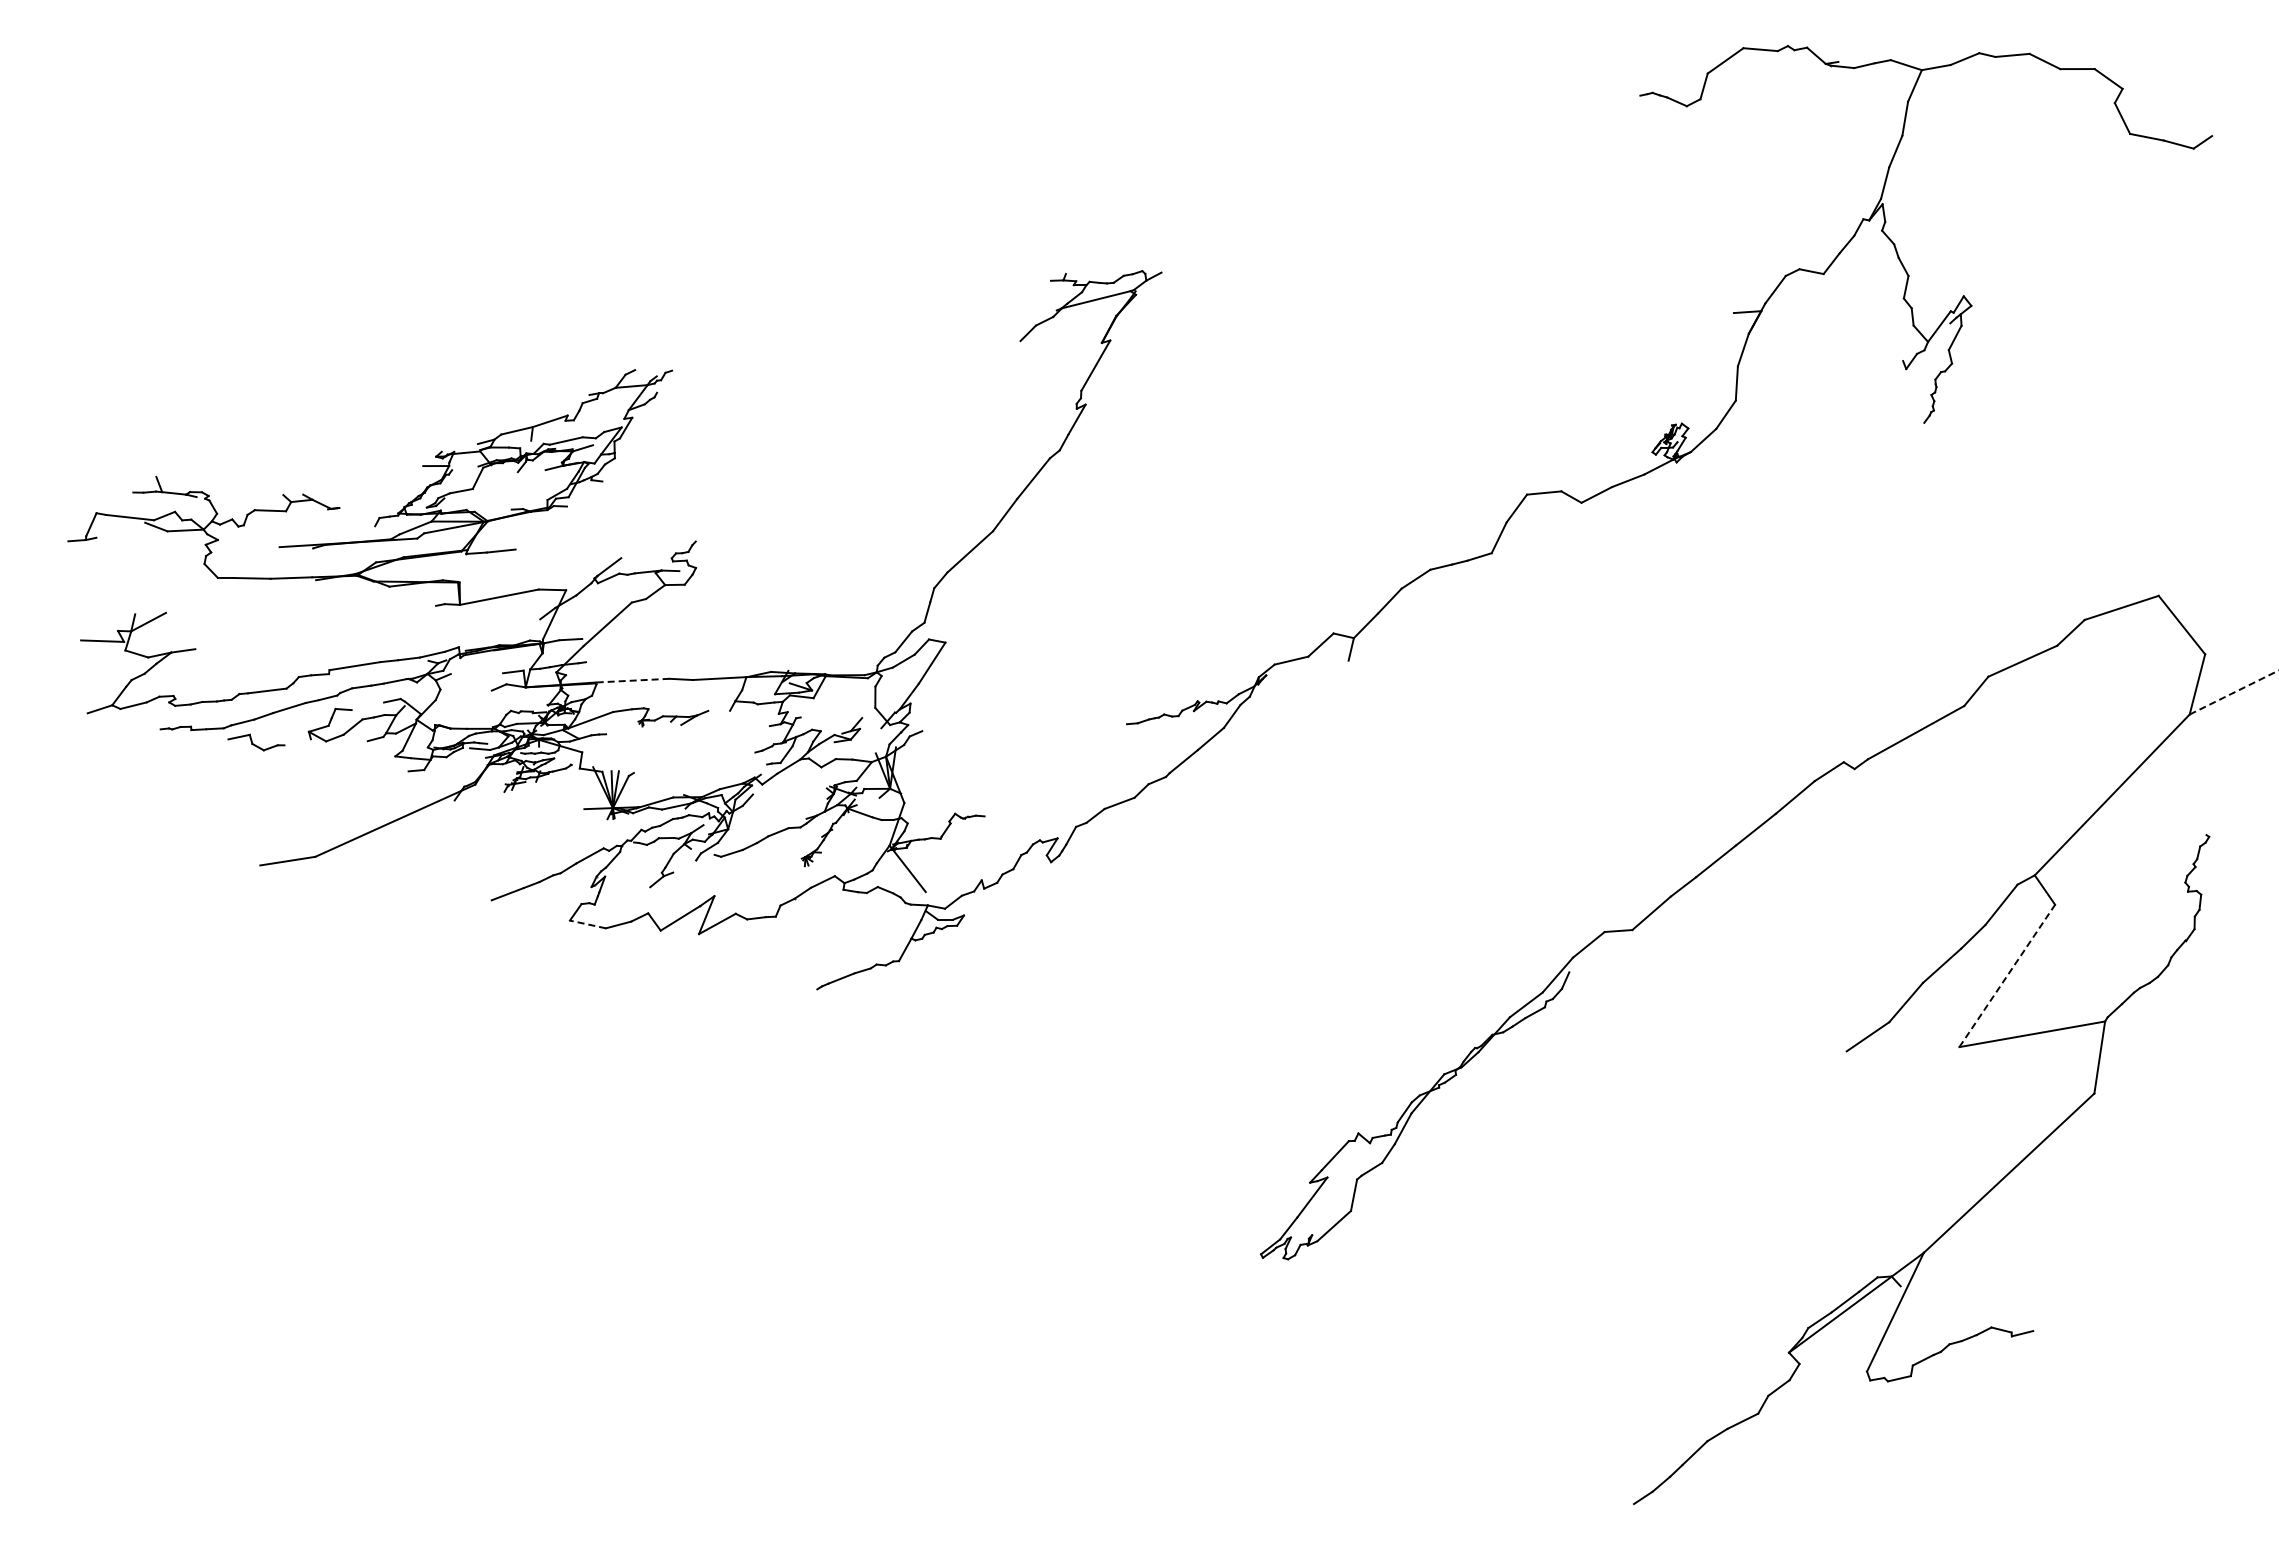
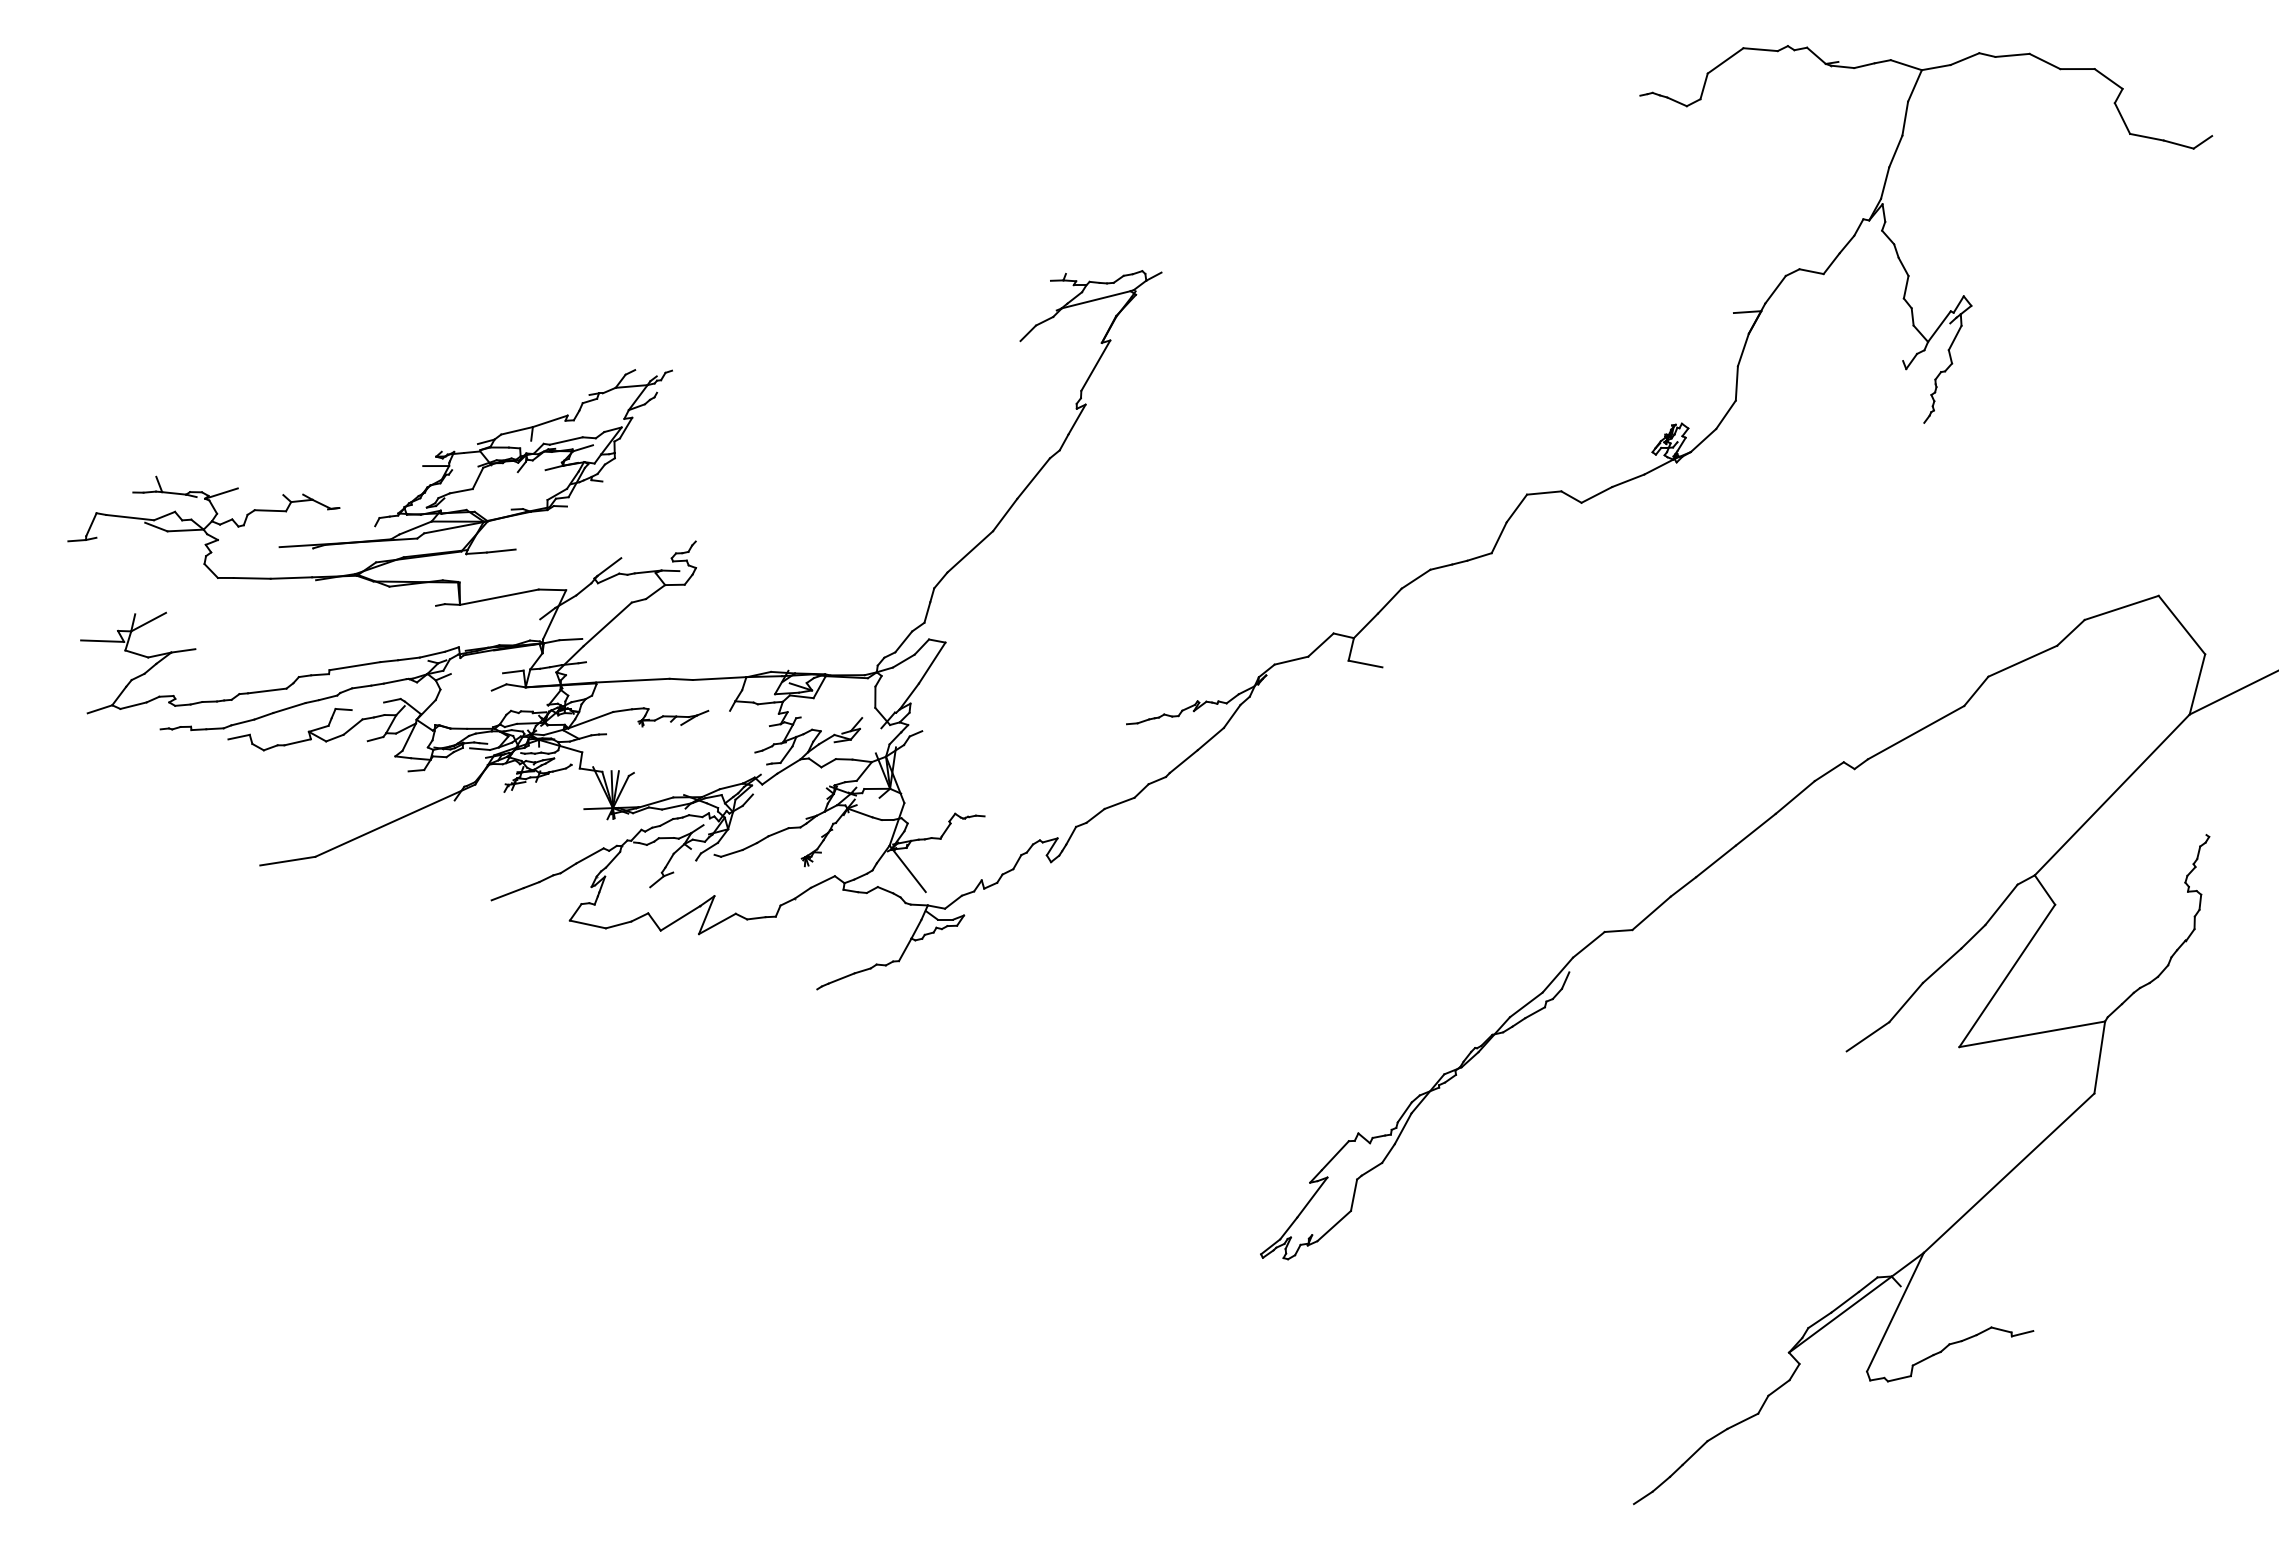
line: none -> present (221, 493)
line: none -> present (1365, 663)
line: dashed -> solid (632, 680)
line: dashed -> solid (2234, 692)
line: none -> present (297, 742)
line: dashed -> solid (587, 924)
line: dashed -> solid (2007, 975)
